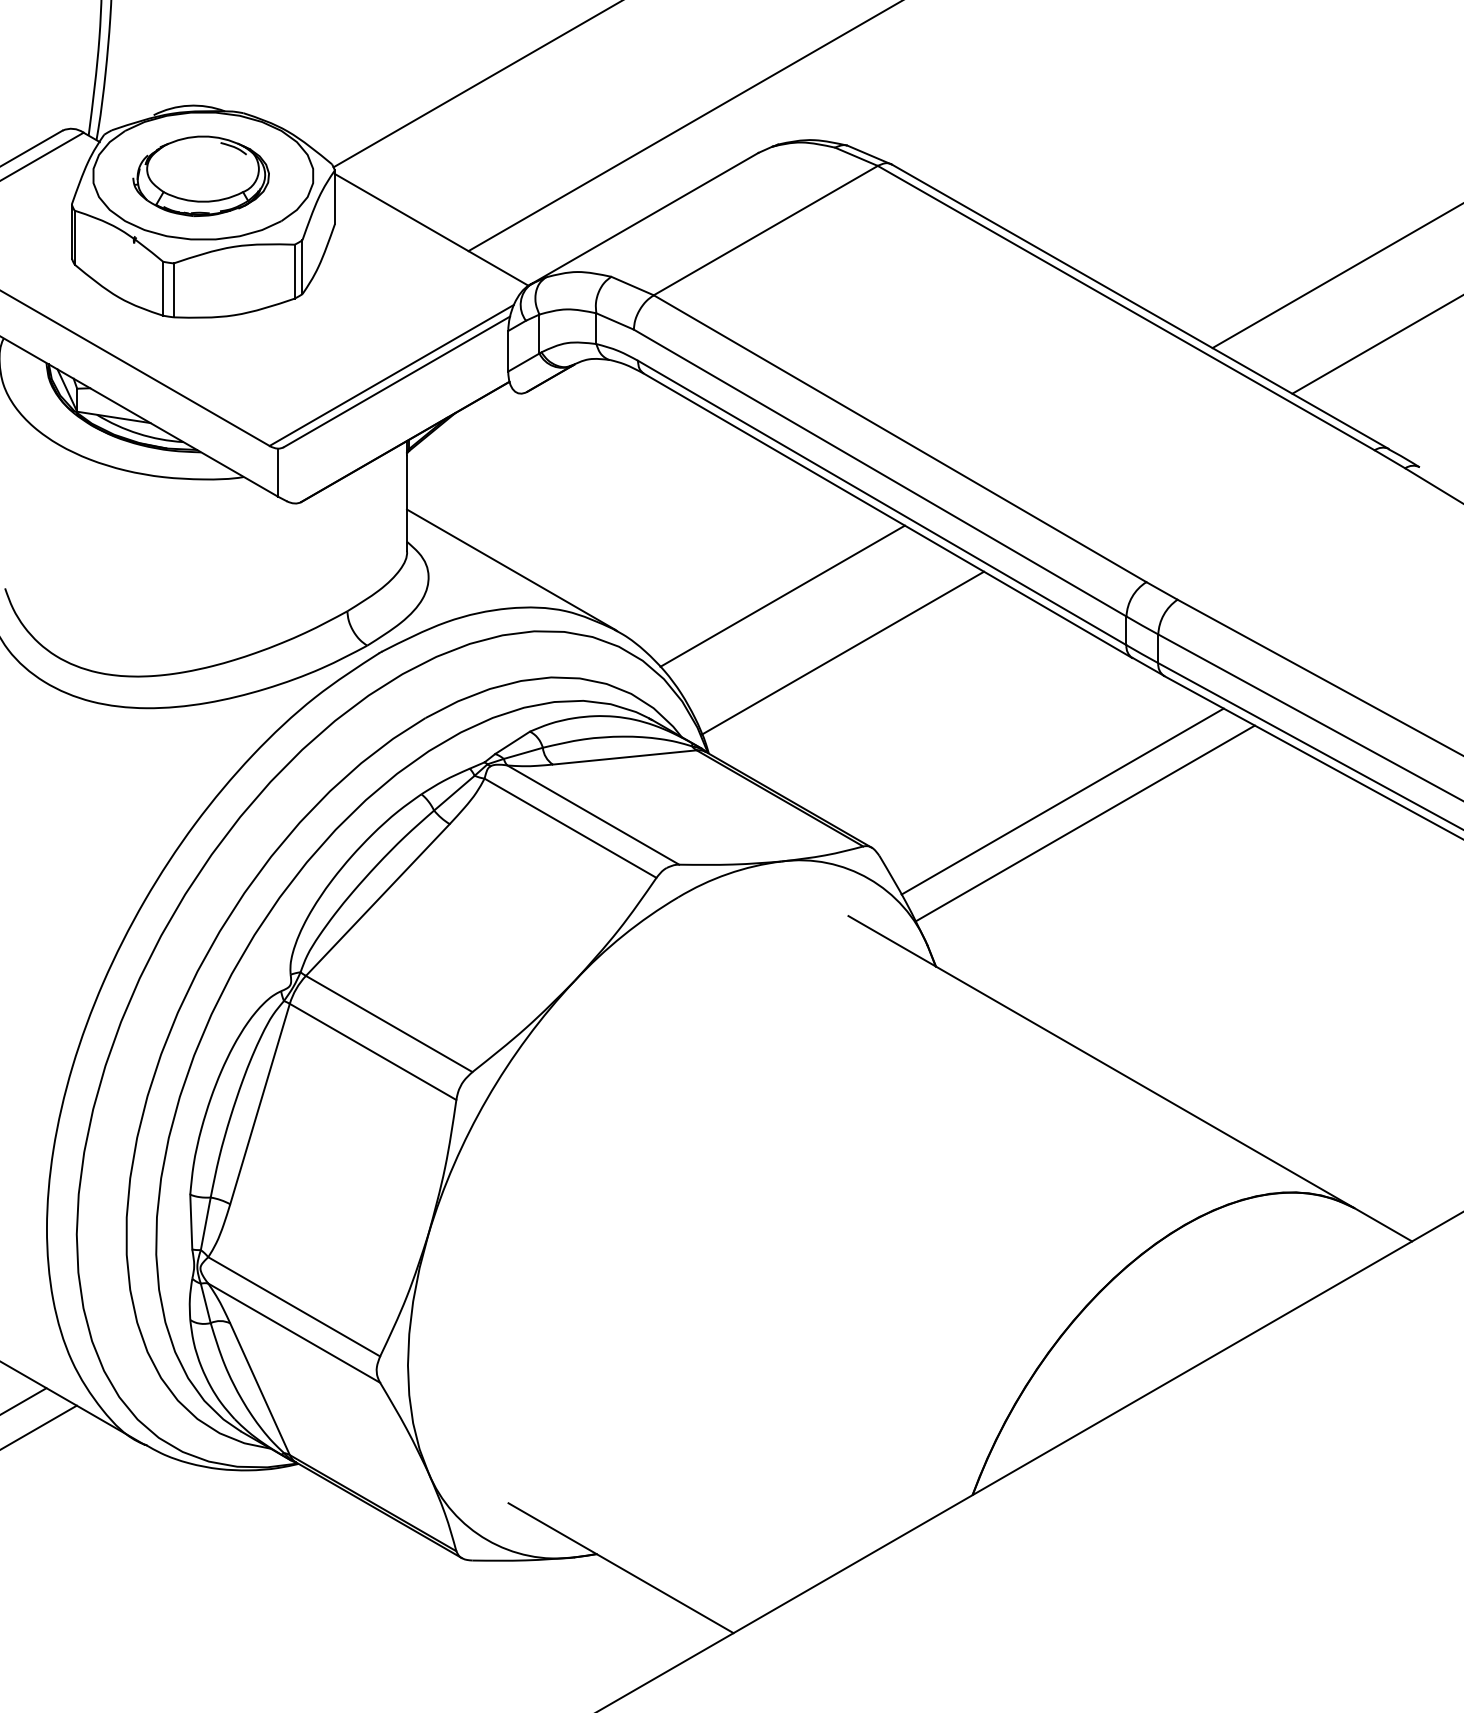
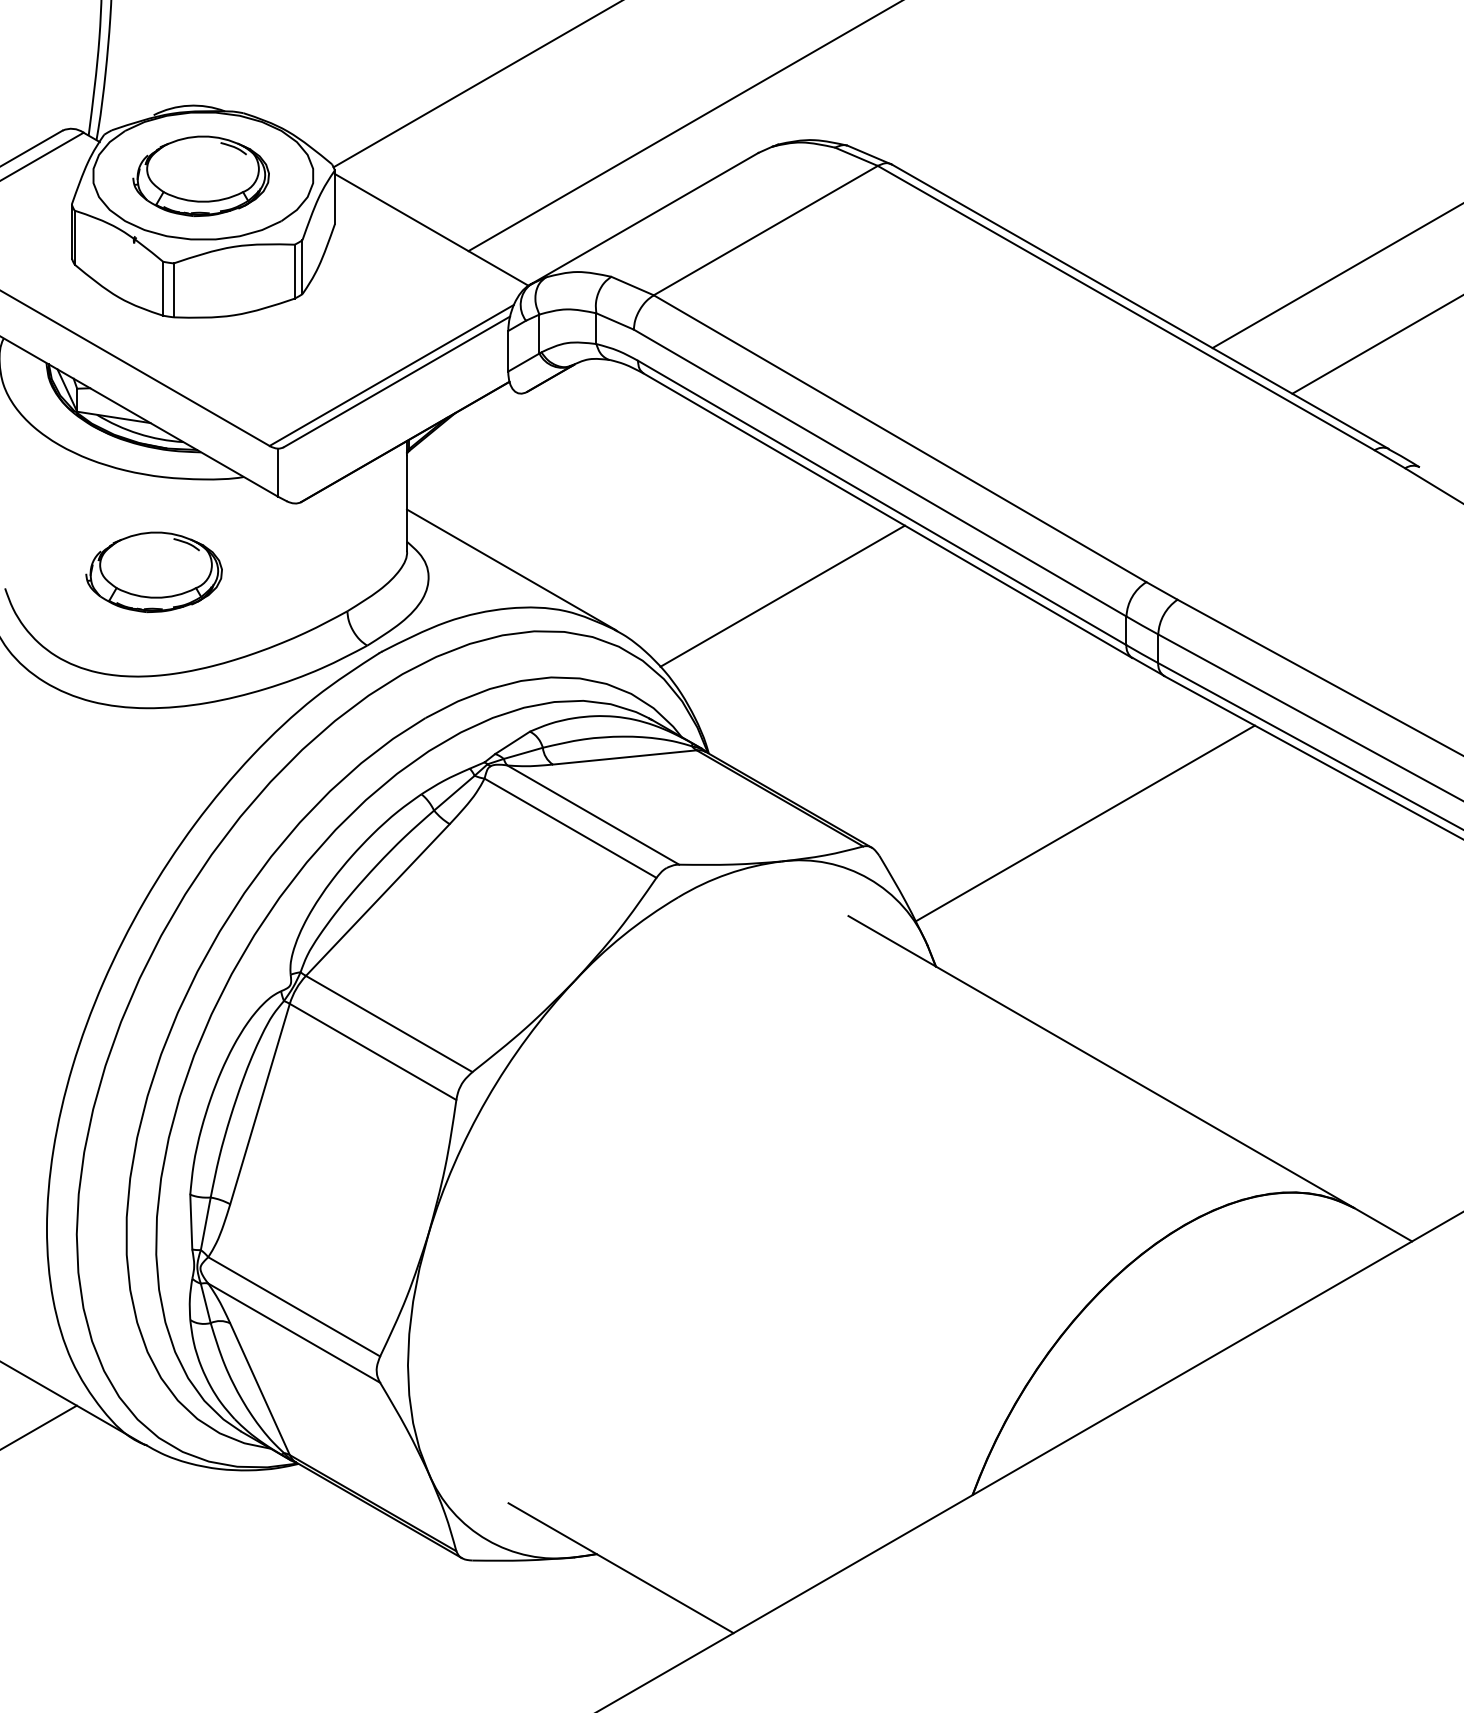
part: none -> present (153, 572)
line: present -> none (842, 652)
line: present -> none (1062, 801)
line: present -> none (24, 1400)
